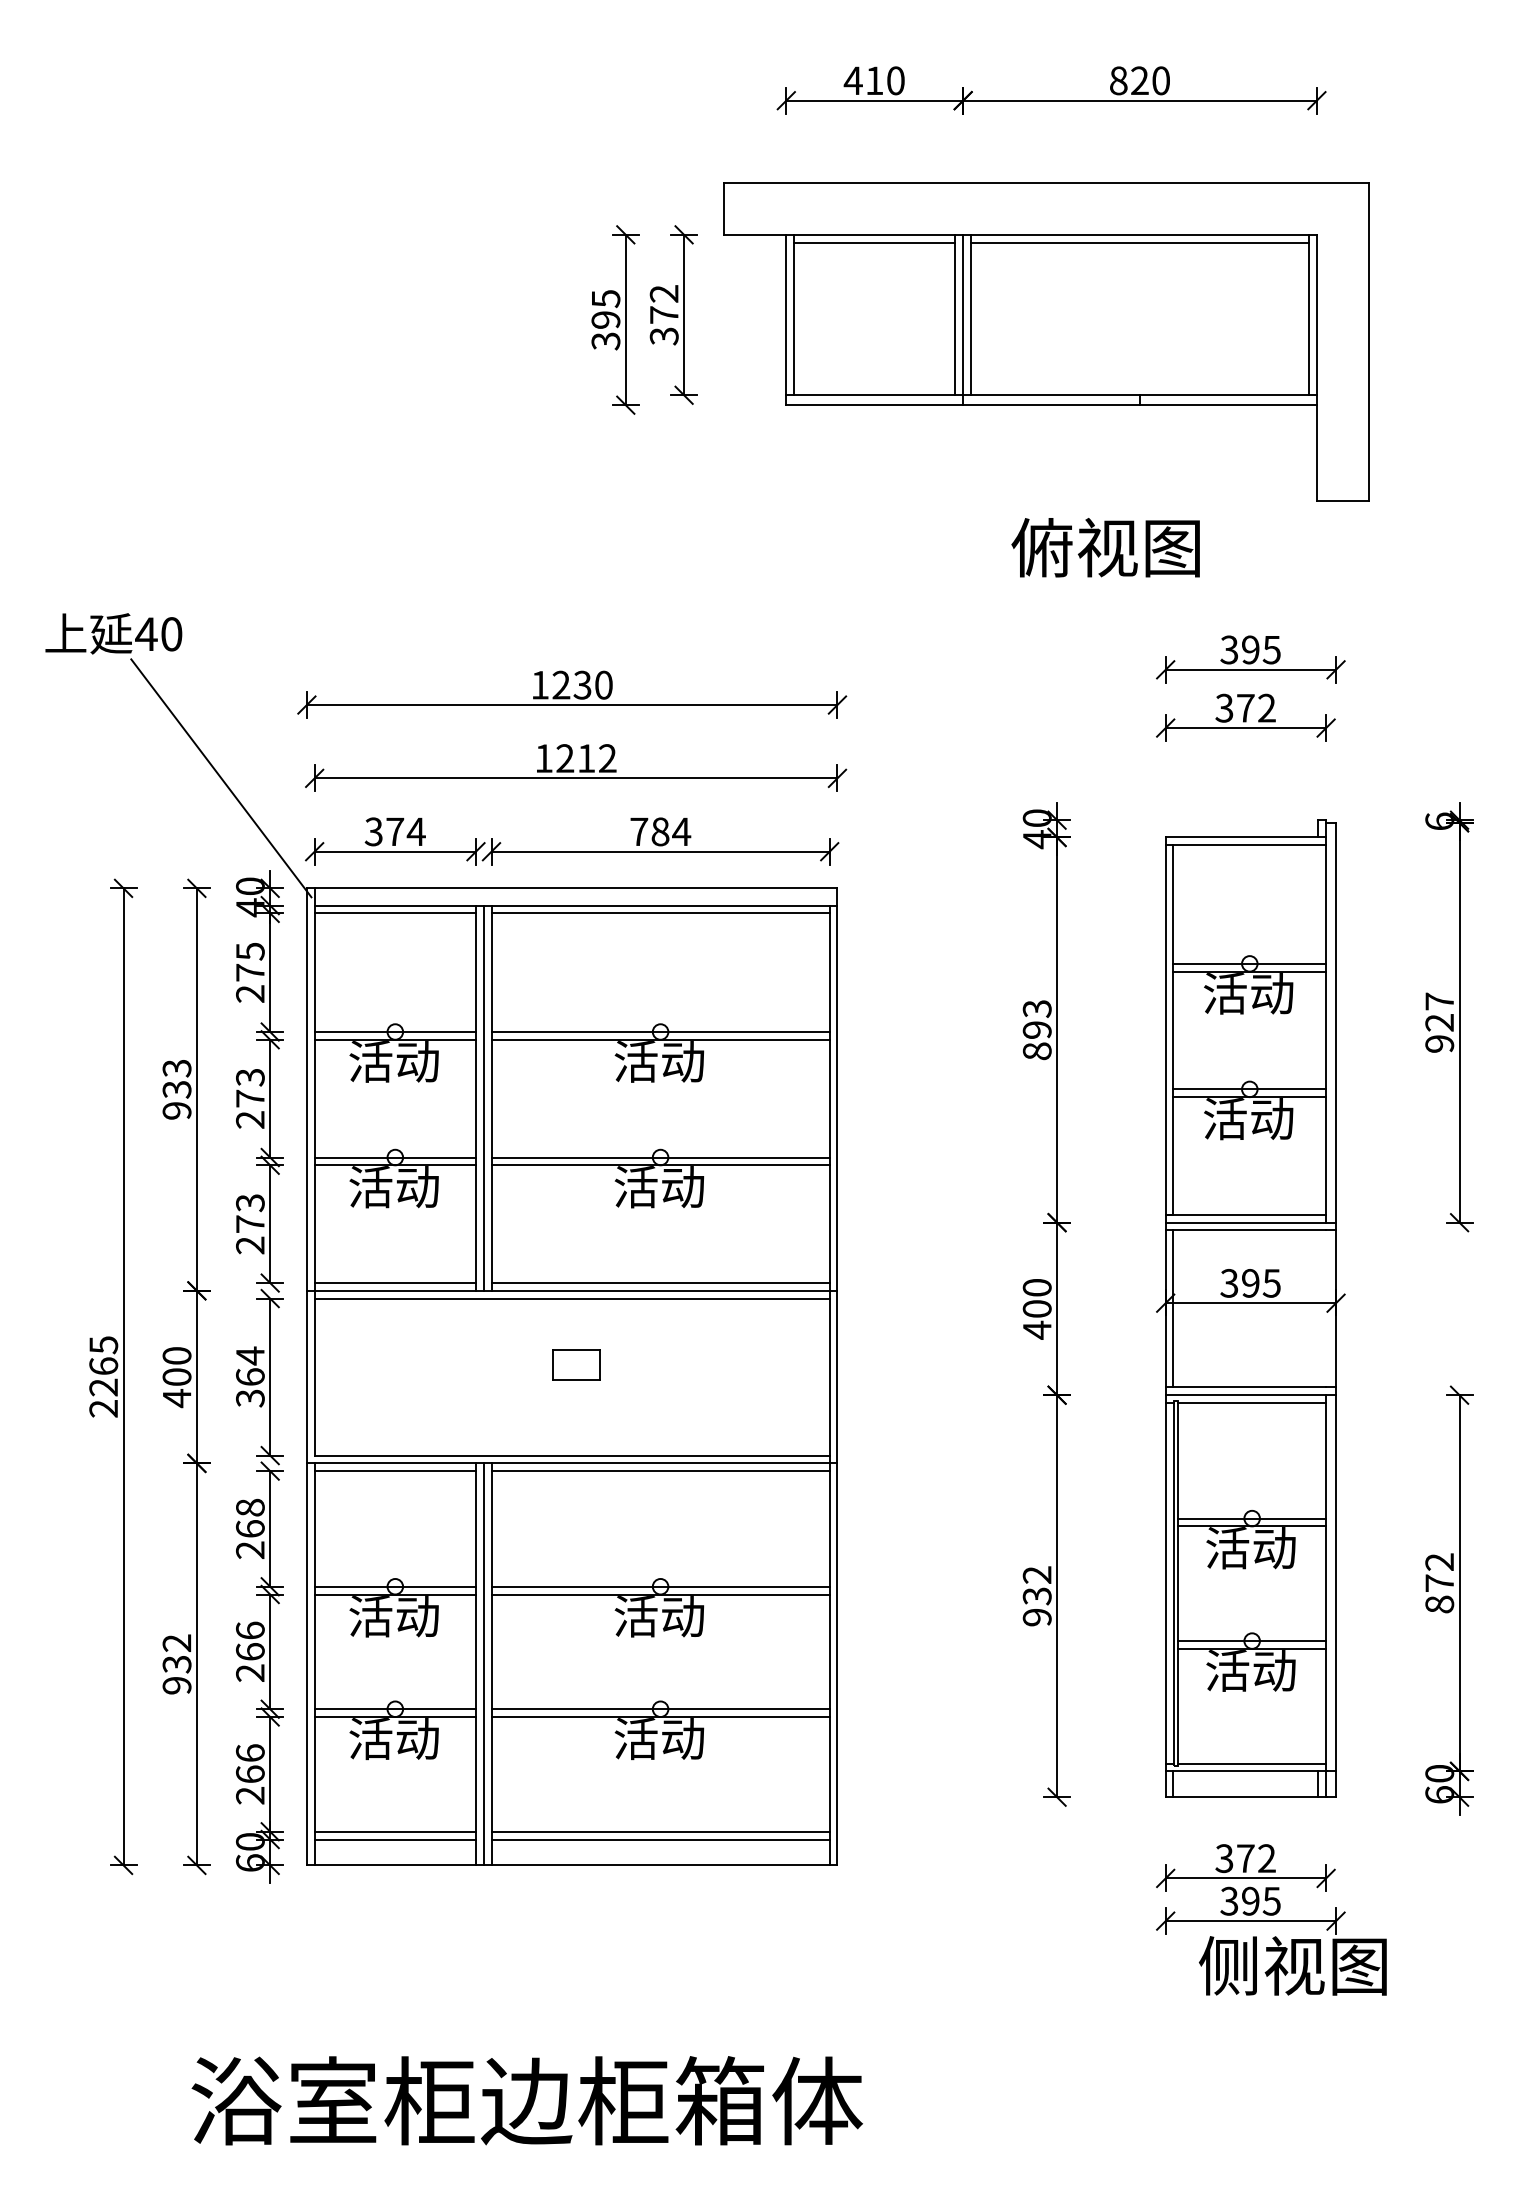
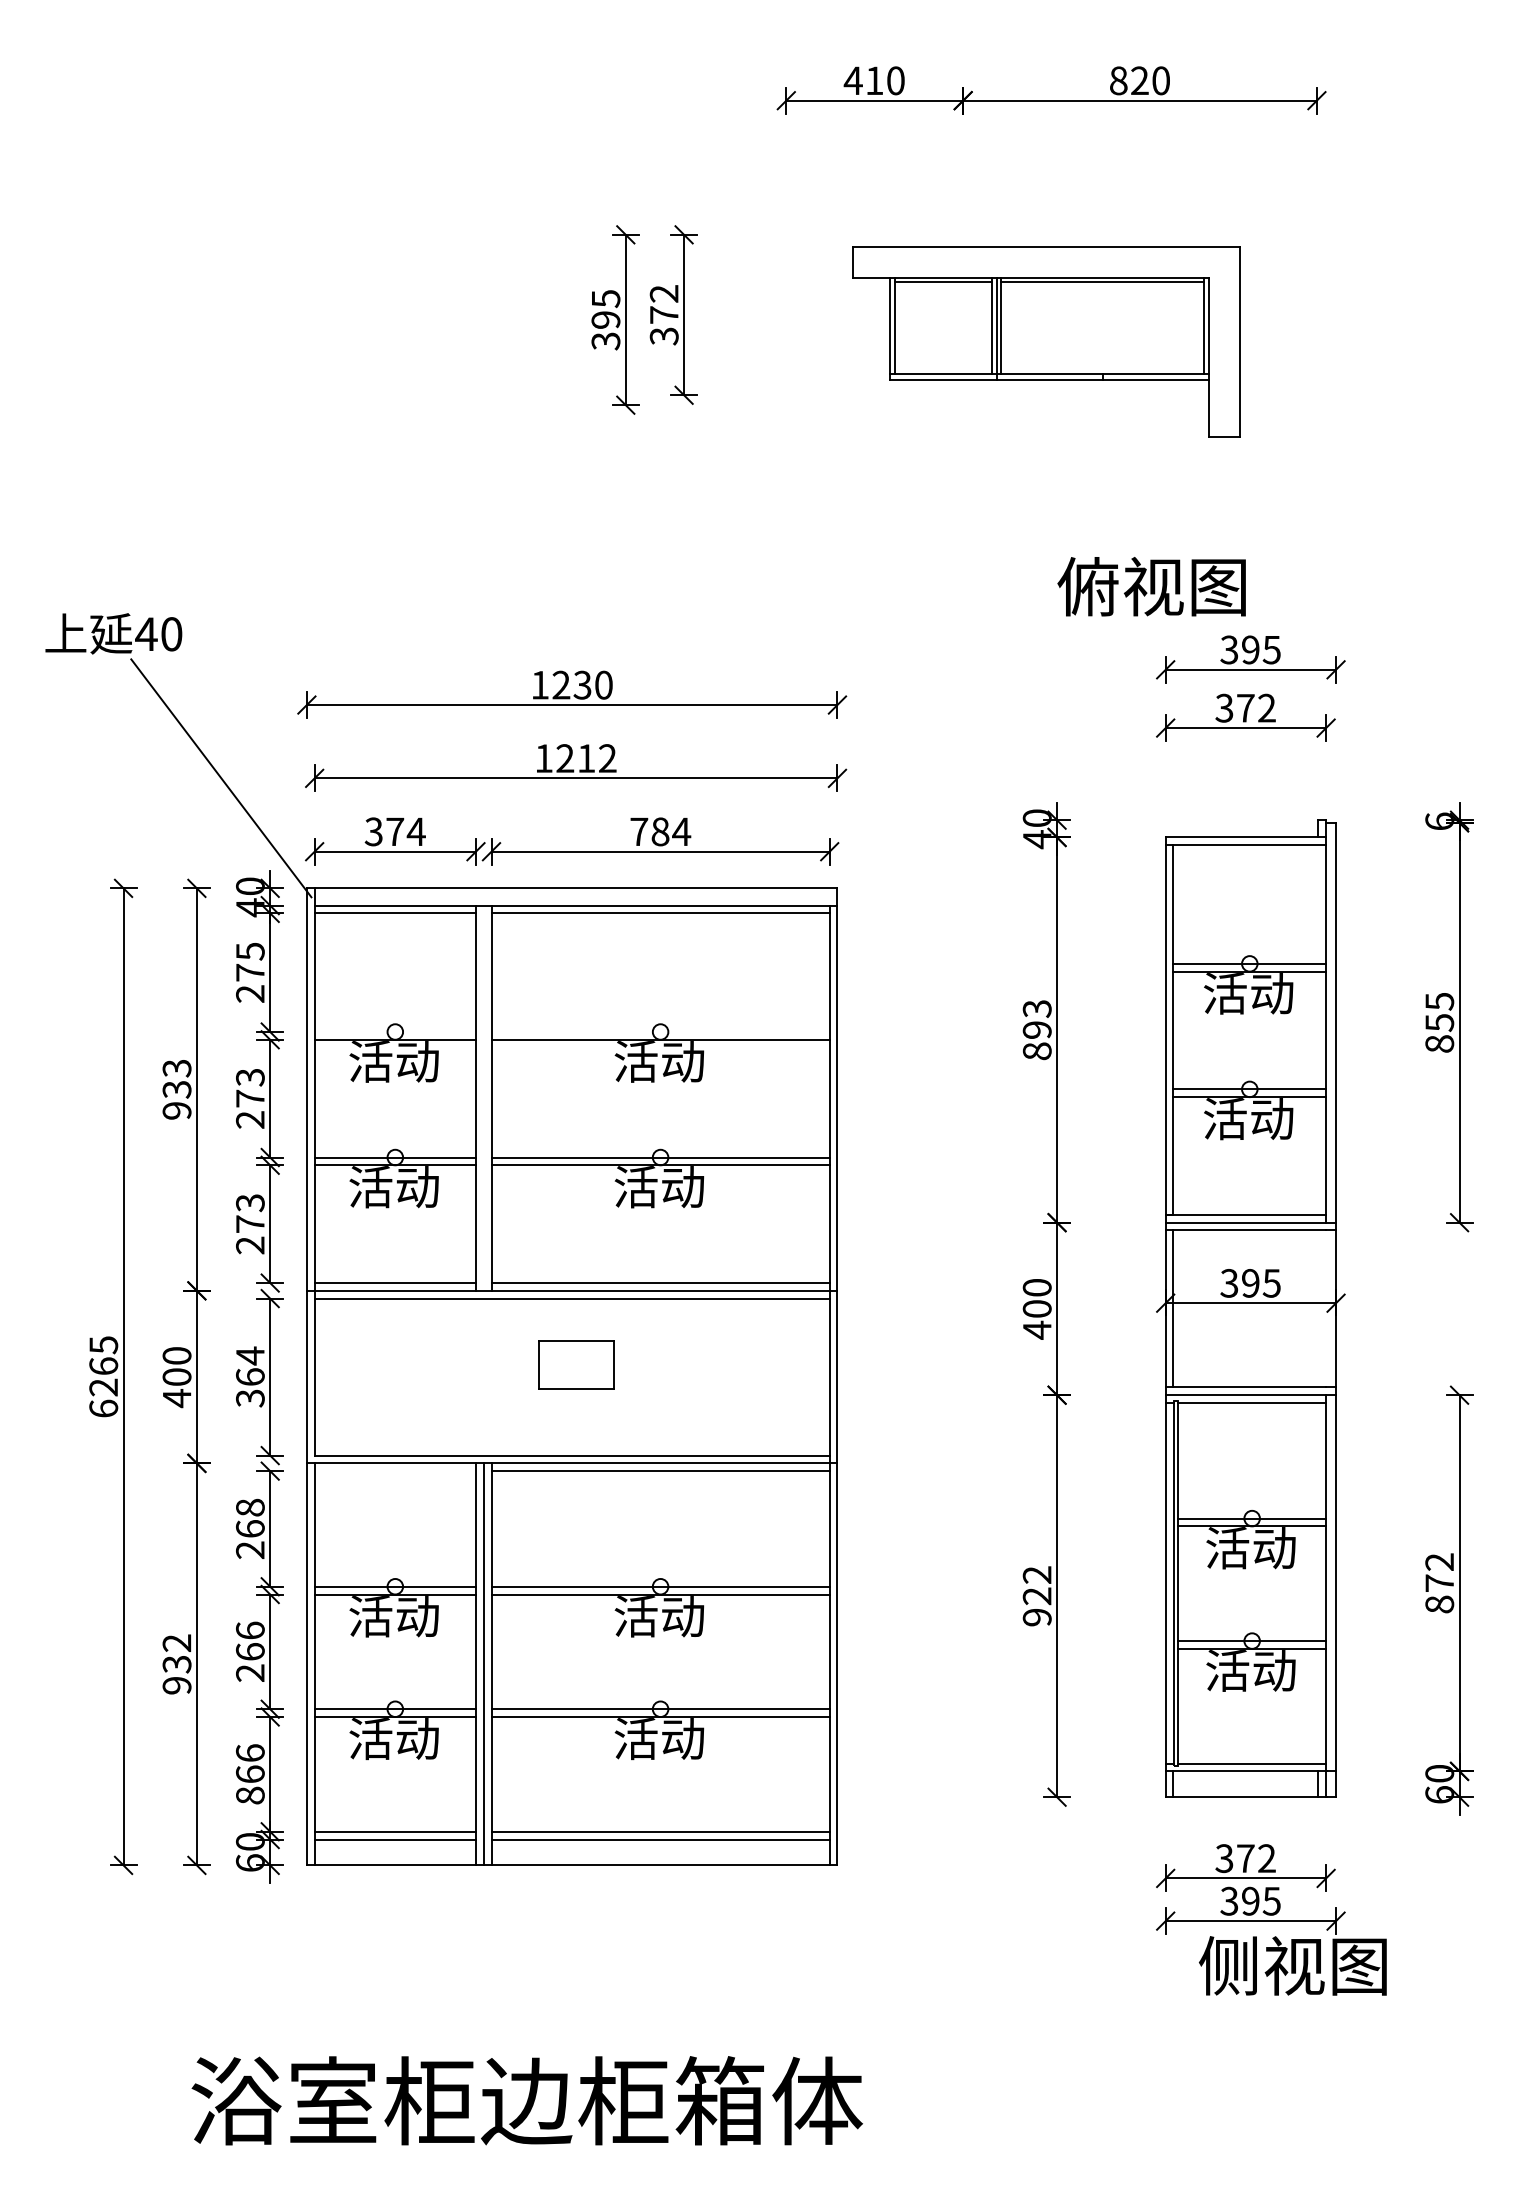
part size: 647x320 px -> 389x192 px (1046, 341)
text position: (1105, 547) -> (1151, 586) (1151, 586)
text: 927 -> 855 (1439, 1022)
line: present -> none (394, 1032)
line: present -> none (660, 1032)
line: present -> none (483, 1097)
part size: 49x32 px -> 77x50 px (576, 1364)
text: 2265 -> 6265 (103, 1408)
line: present -> none (394, 1471)
text: 932 -> 922 (1037, 1596)
text: 266 -> 866 (250, 1795)
